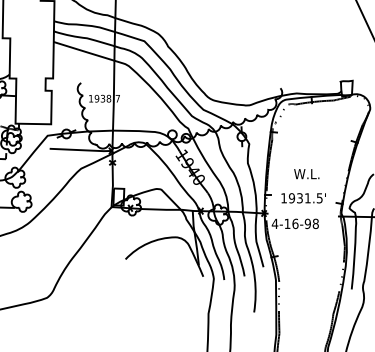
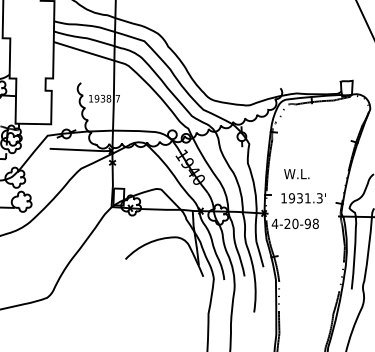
text position: (306, 174) -> (296, 174) (296, 174)
text: 1931.5' -> 1931.3' (319, 197)
text: 4-16-98 -> 4-20-98 (291, 223)
